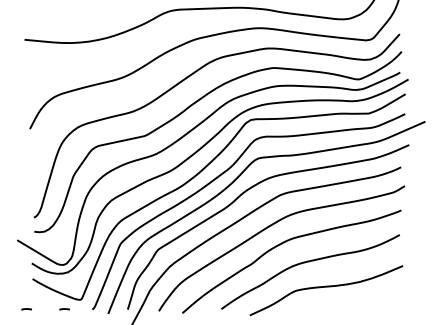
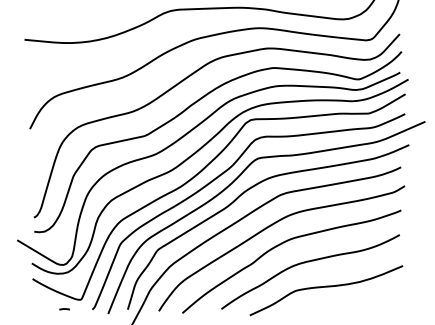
line: present -> none (26, 309)
